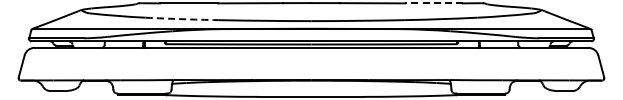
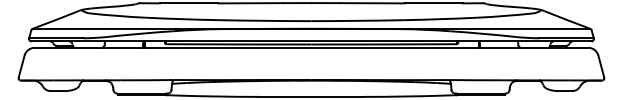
line: dashed -> solid (433, 3)
arc: dashed -> solid (181, 19)
